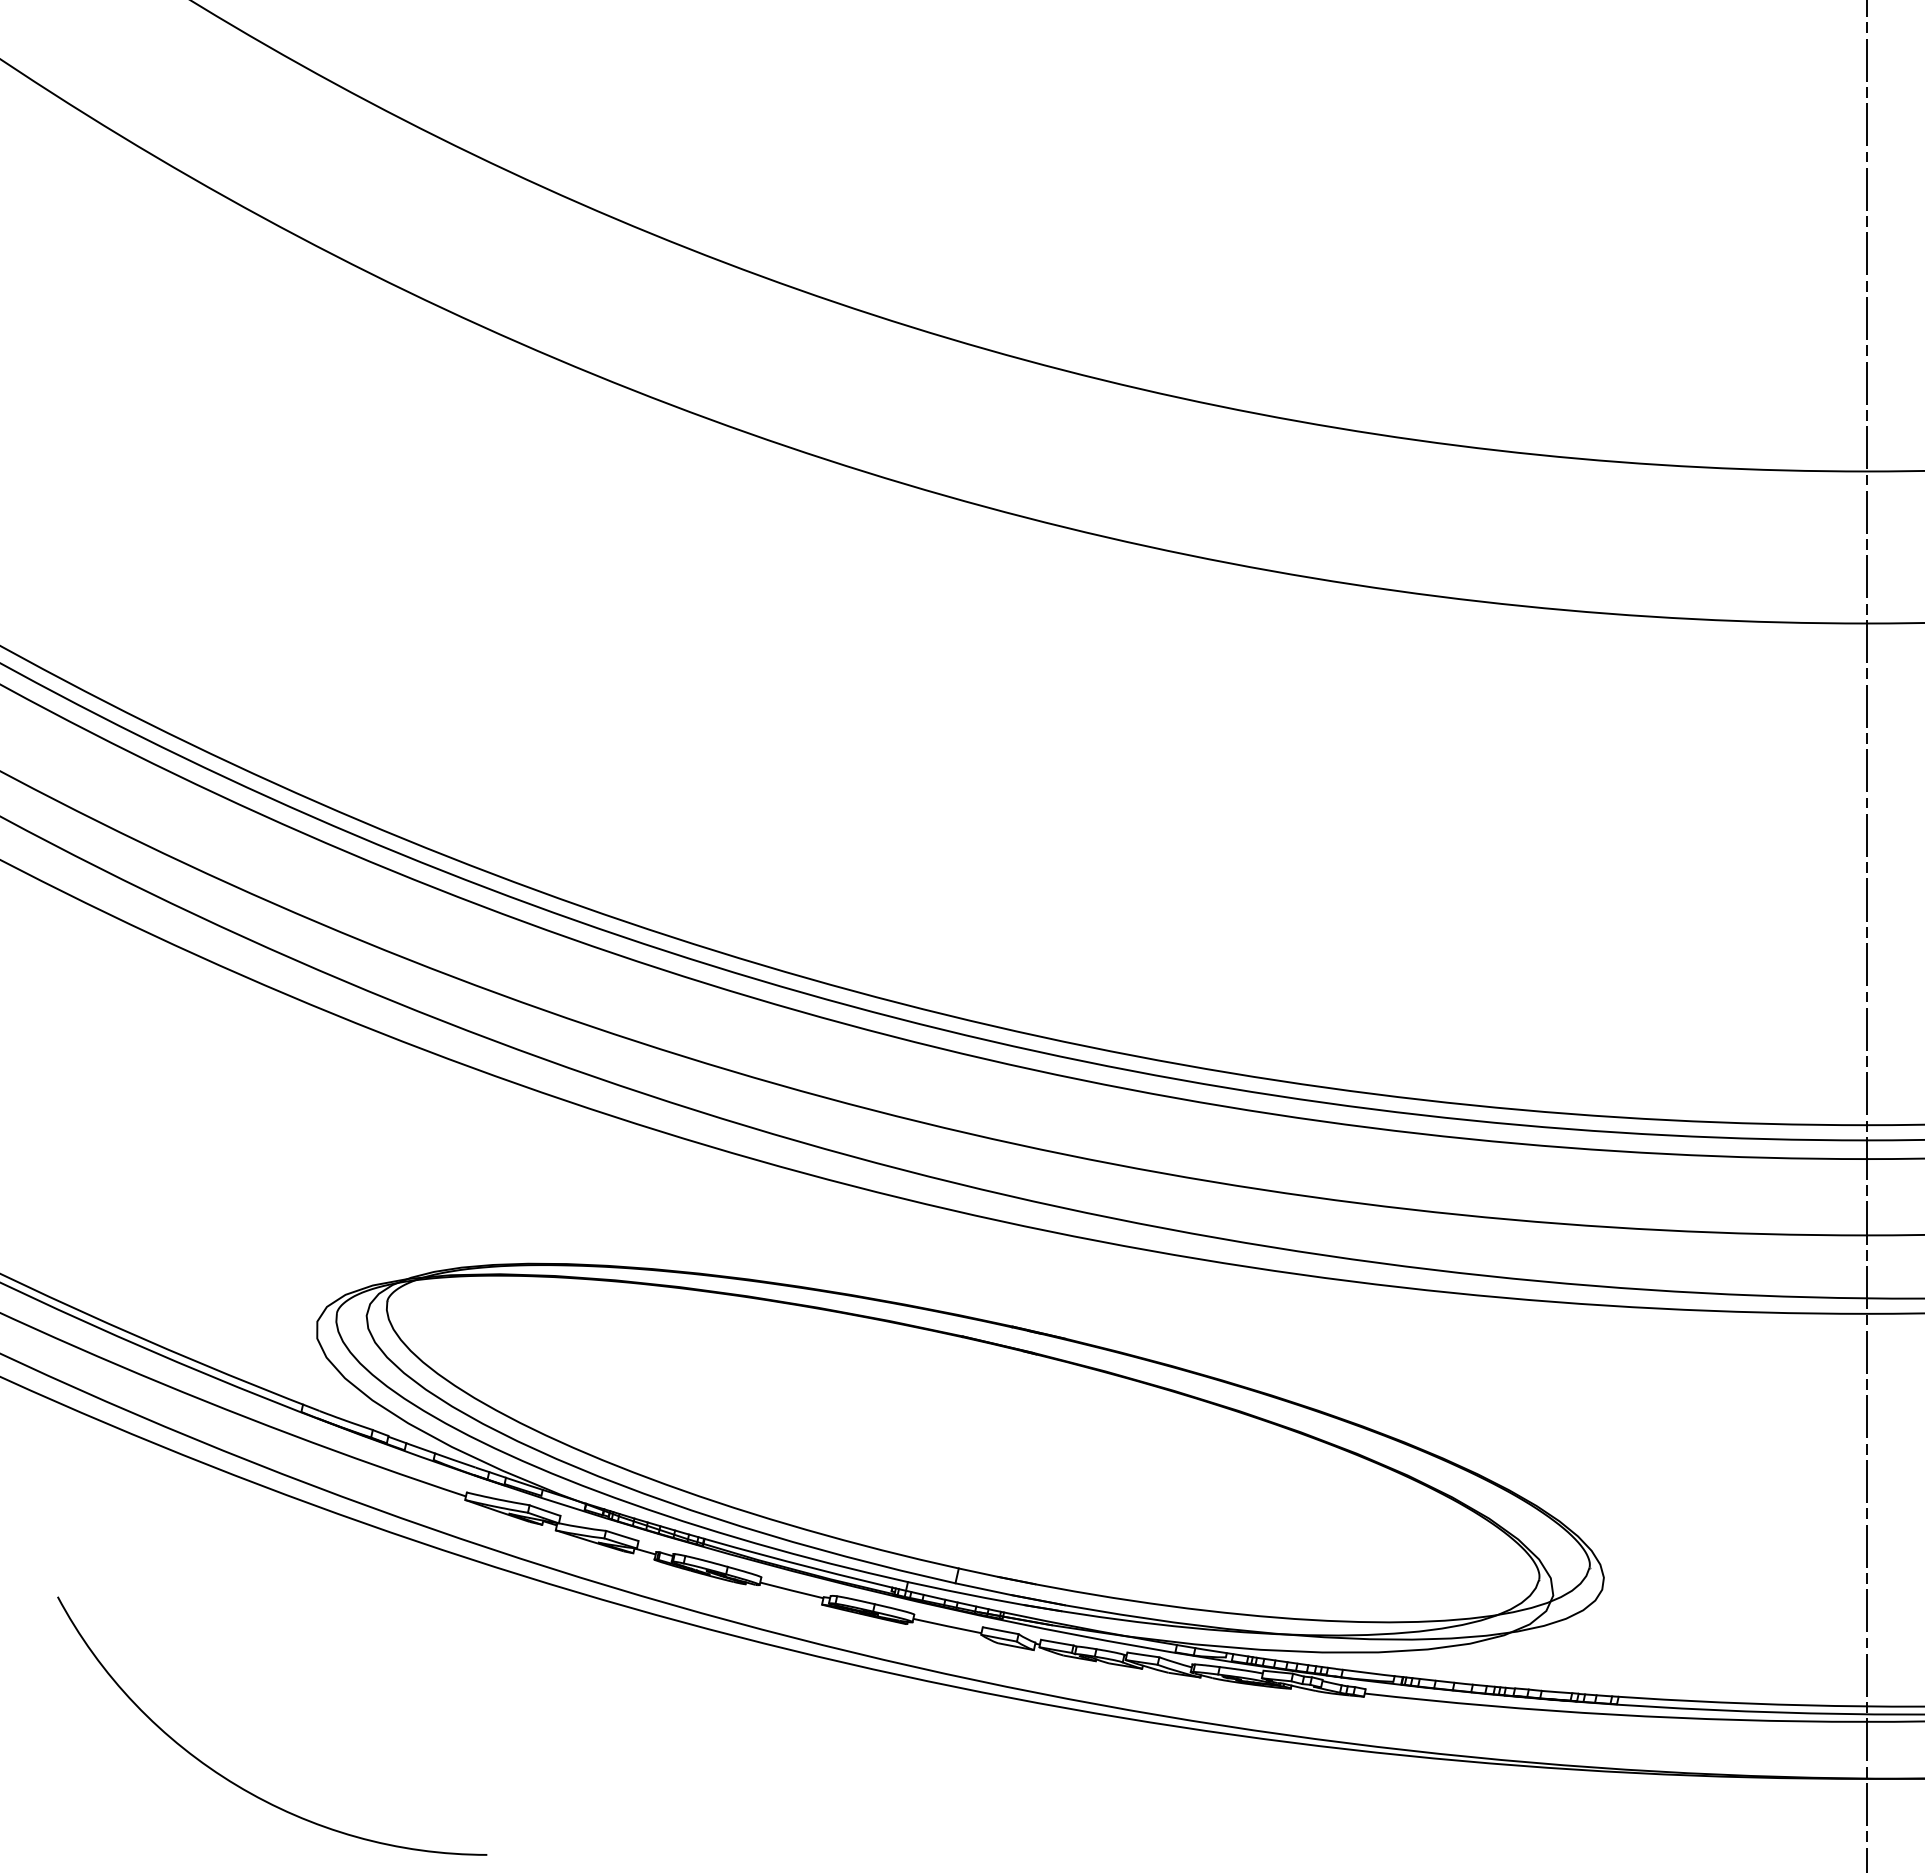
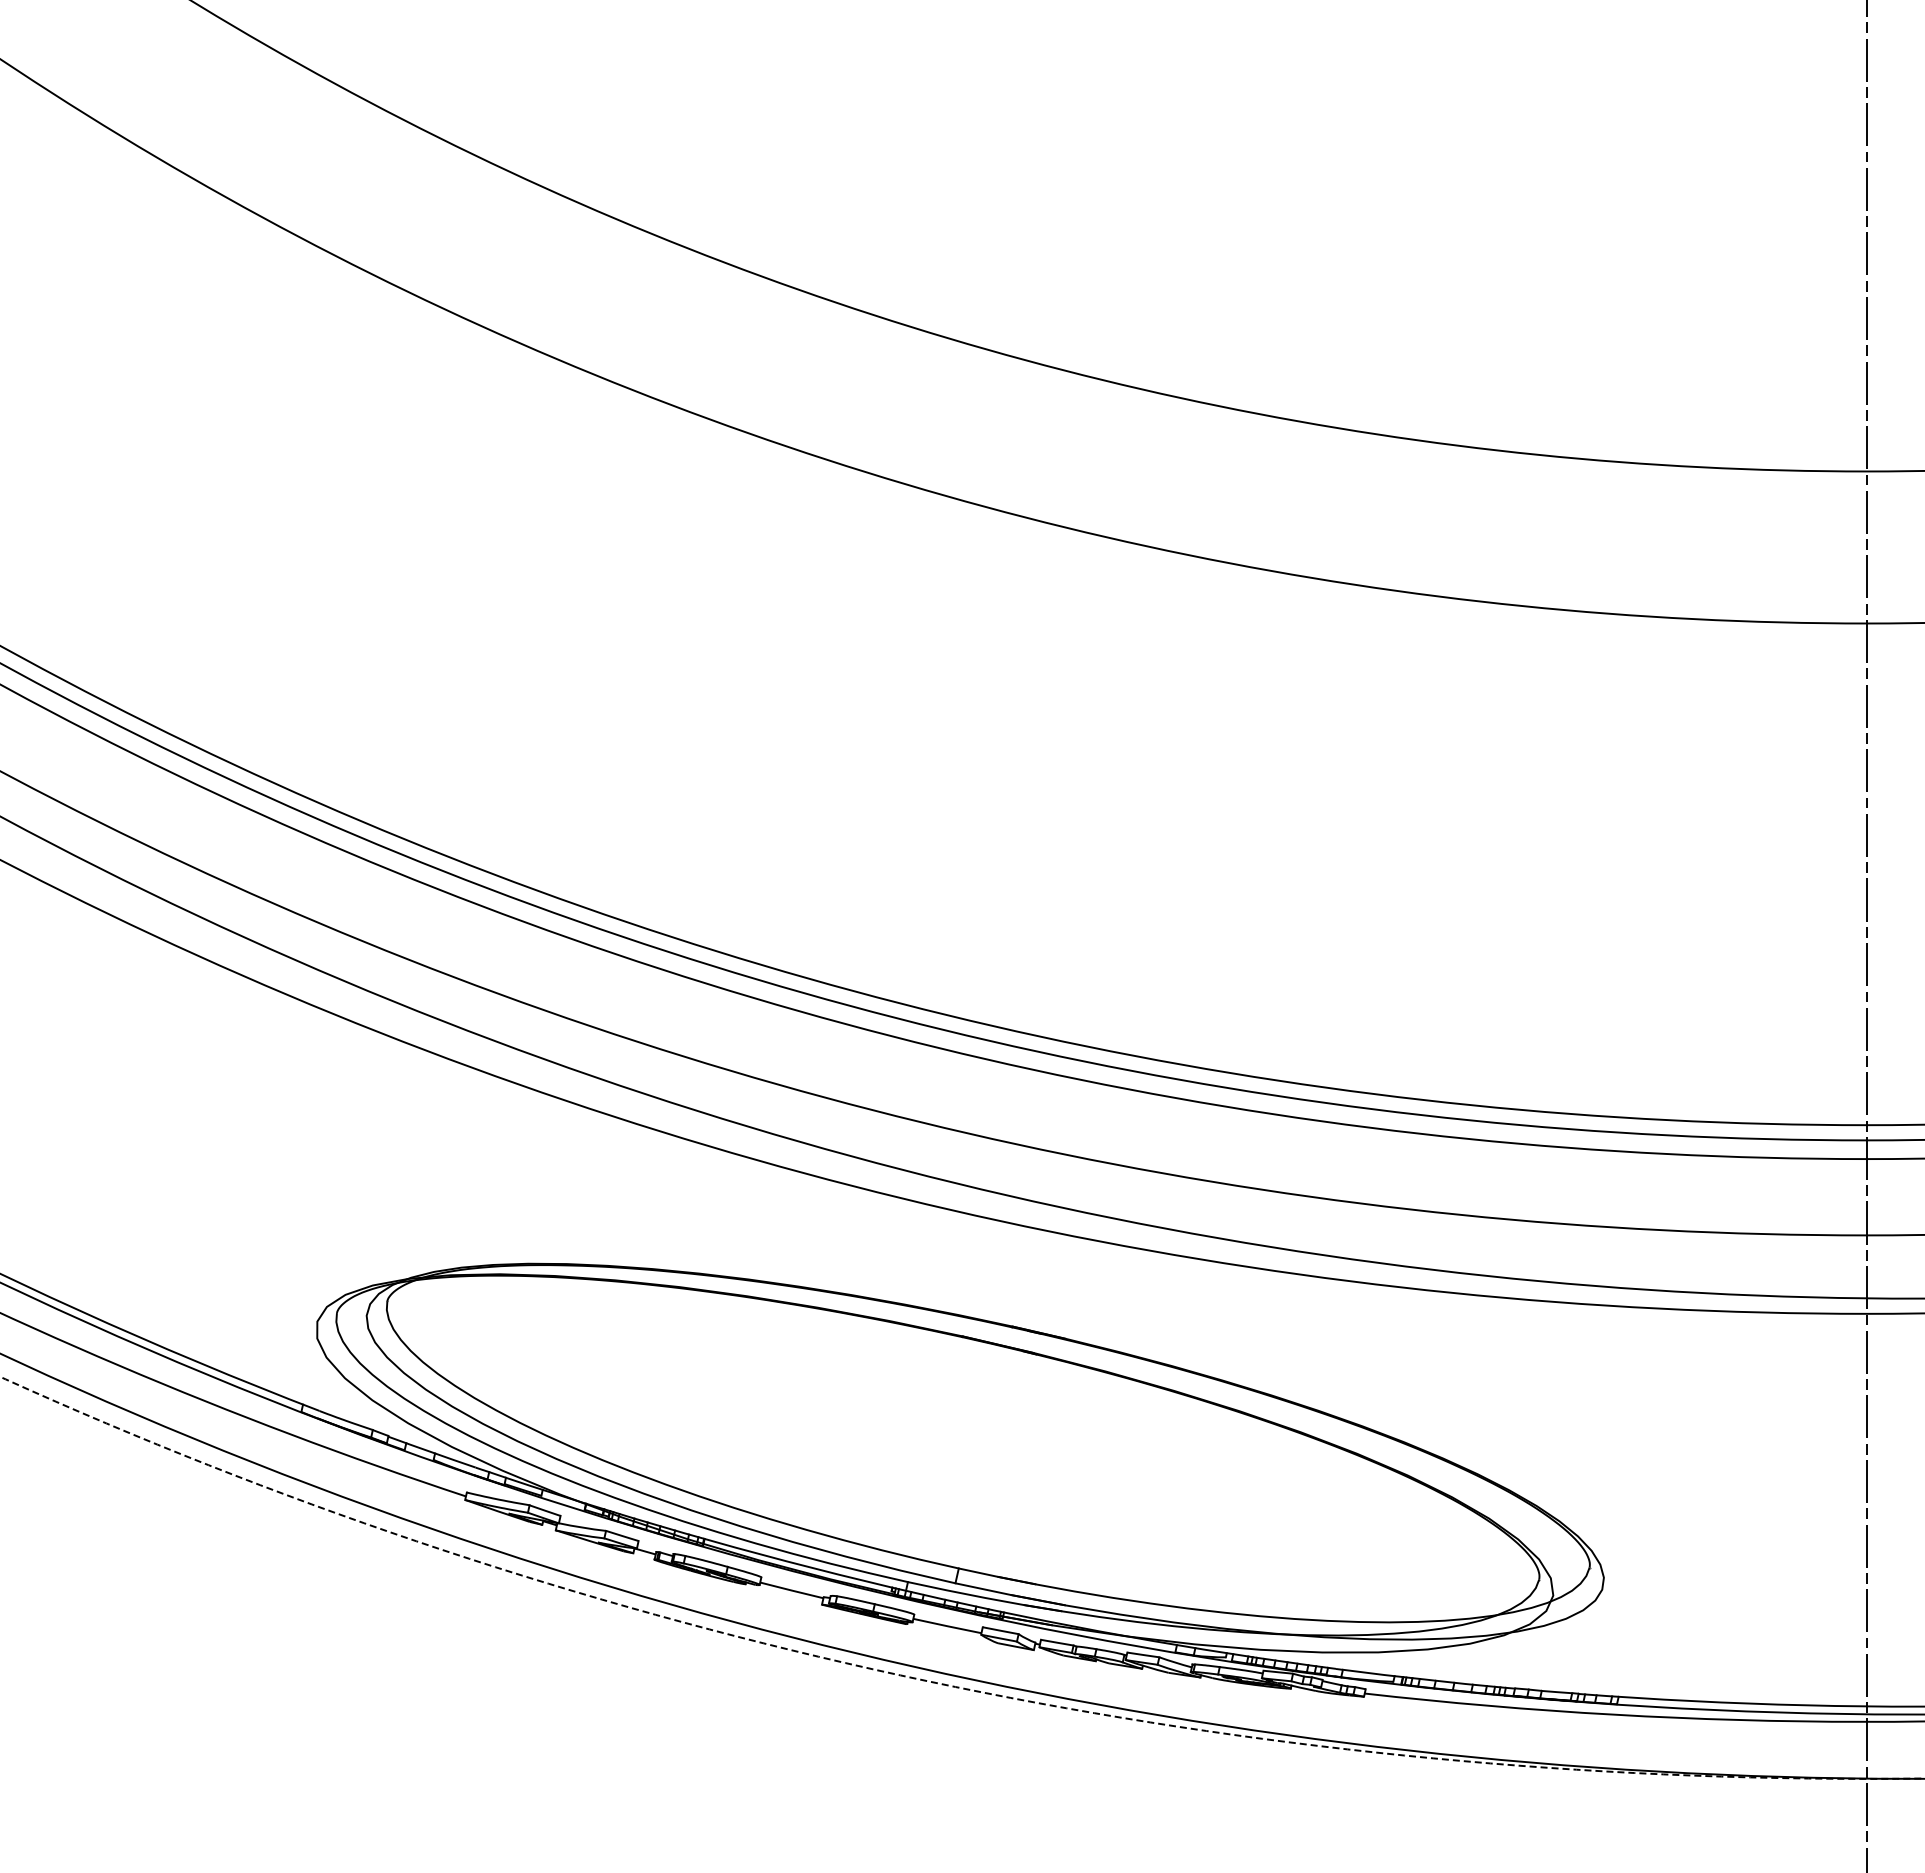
circle: solid -> dashed (962, 1577)
arc: present -> none (239, 1785)
